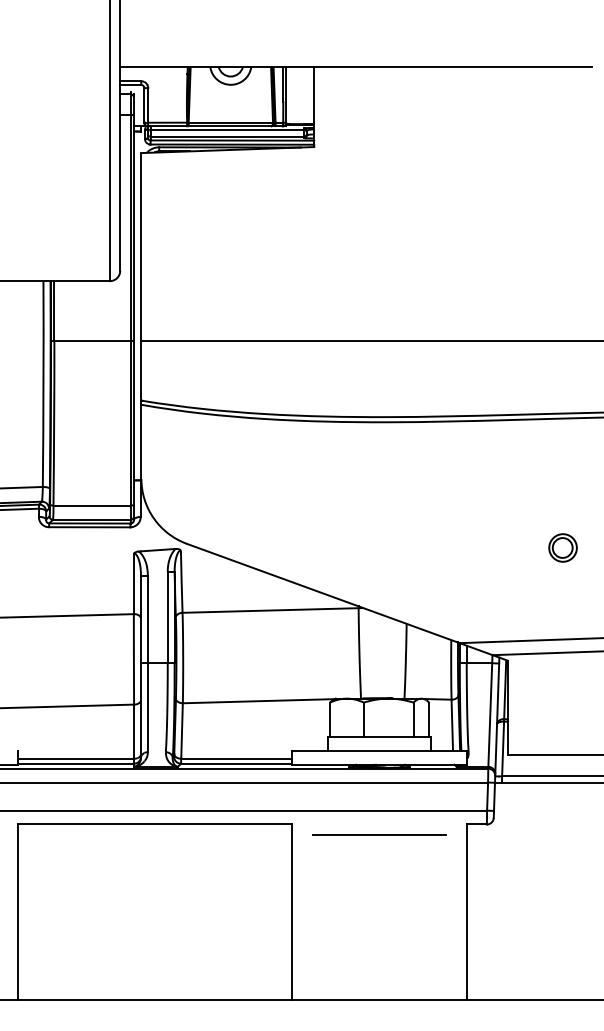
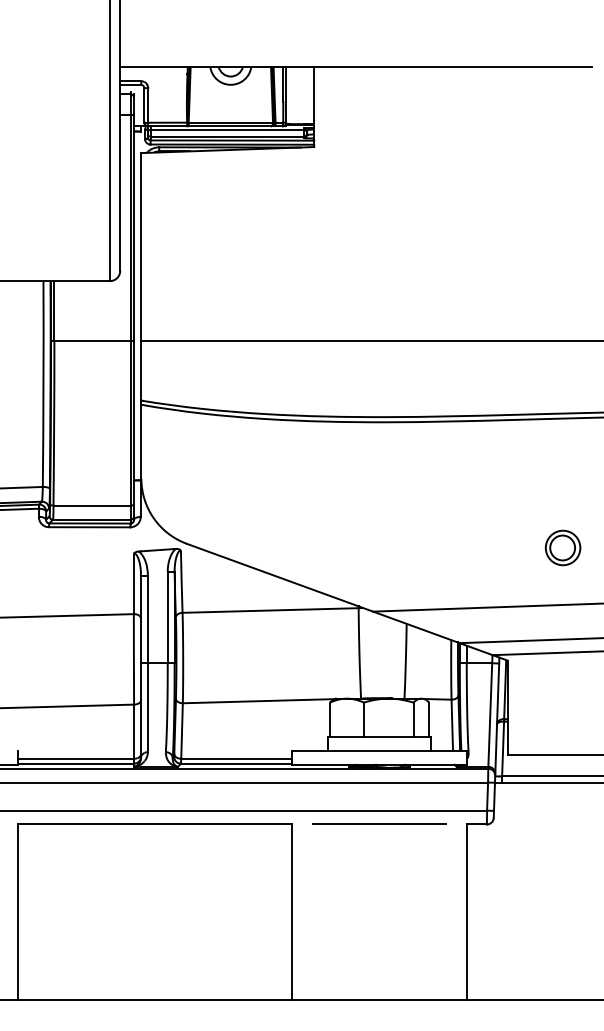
part size: 30x30 px -> 38x38 px (562, 547)
line: none -> present (486, 607)
line position: (379, 834) -> (379, 823) (379, 823)
